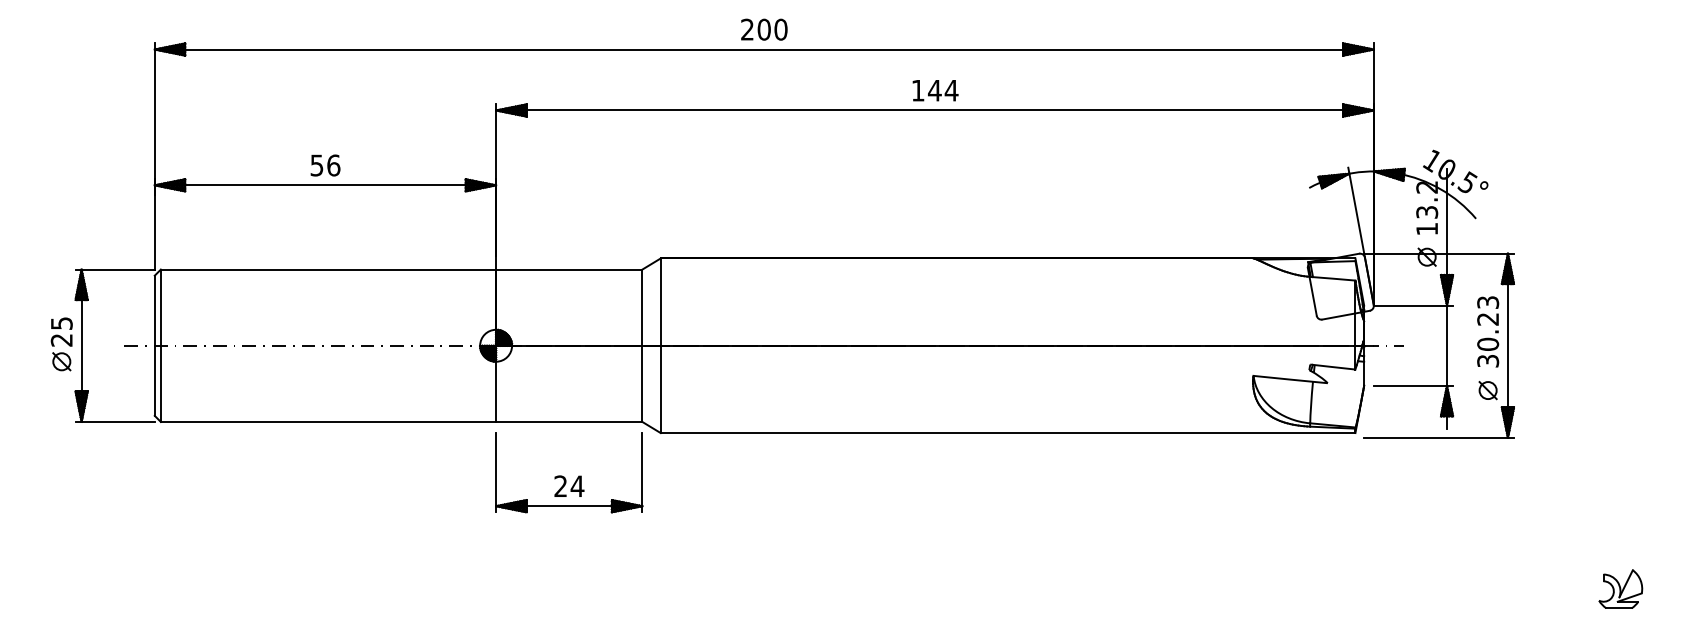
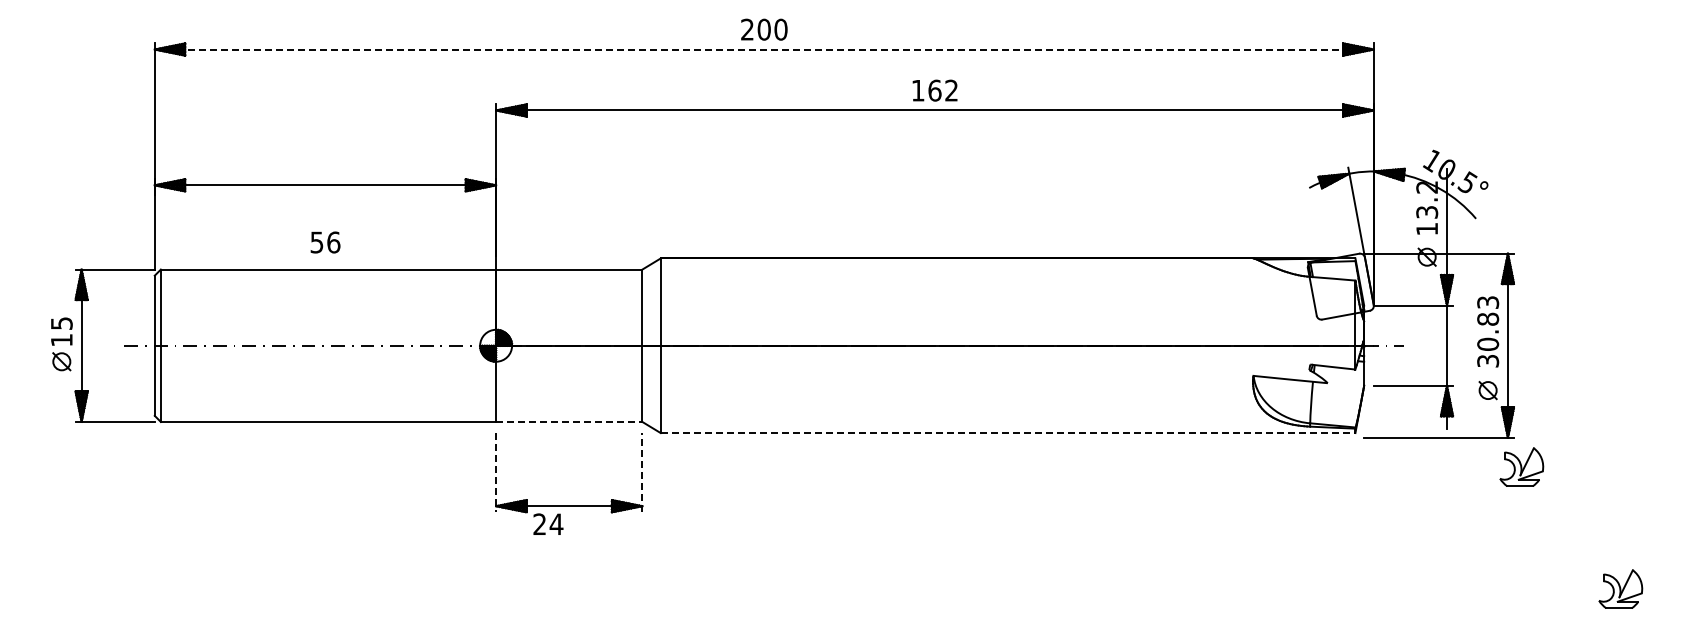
line: solid -> dashed (764, 49)
text: 144 -> 162 (943, 90)
text position: (325, 165) -> (325, 242) (325, 242)
text: 30.23 -> 30.83 (1488, 318)
text: 25 -> 15 (61, 340)
line: solid -> dashed (569, 421)
line: solid -> dashed (1008, 433)
part: none -> present (1521, 466)
line: solid -> dashed (496, 472)
line: solid -> dashed (642, 472)
text position: (569, 485) -> (548, 523) (548, 523)
